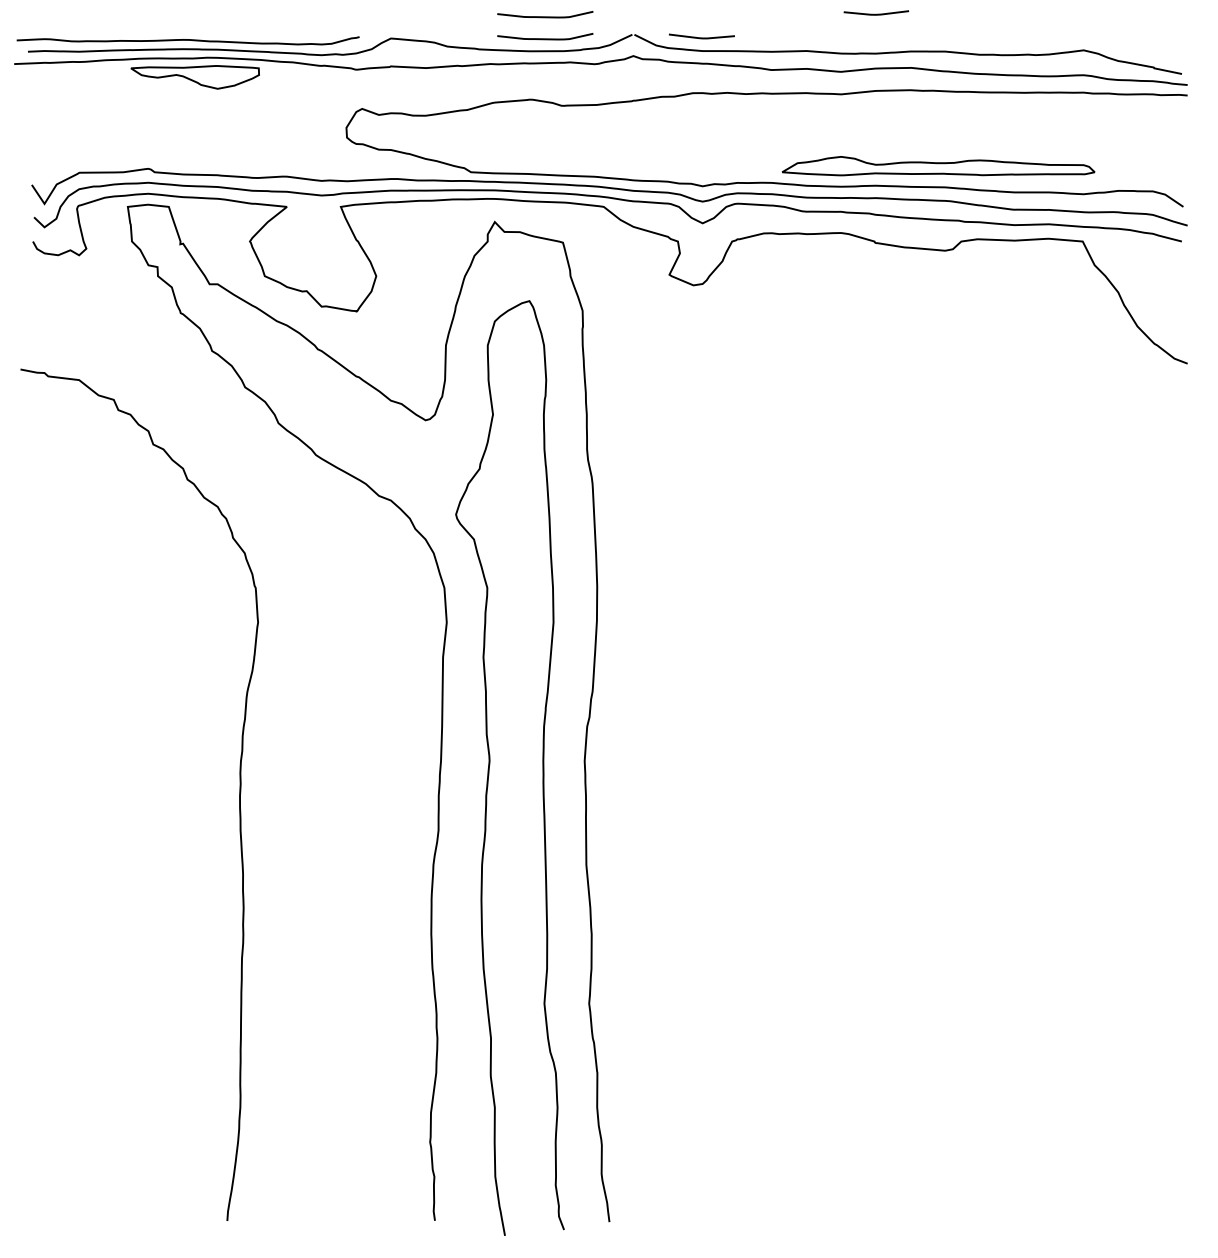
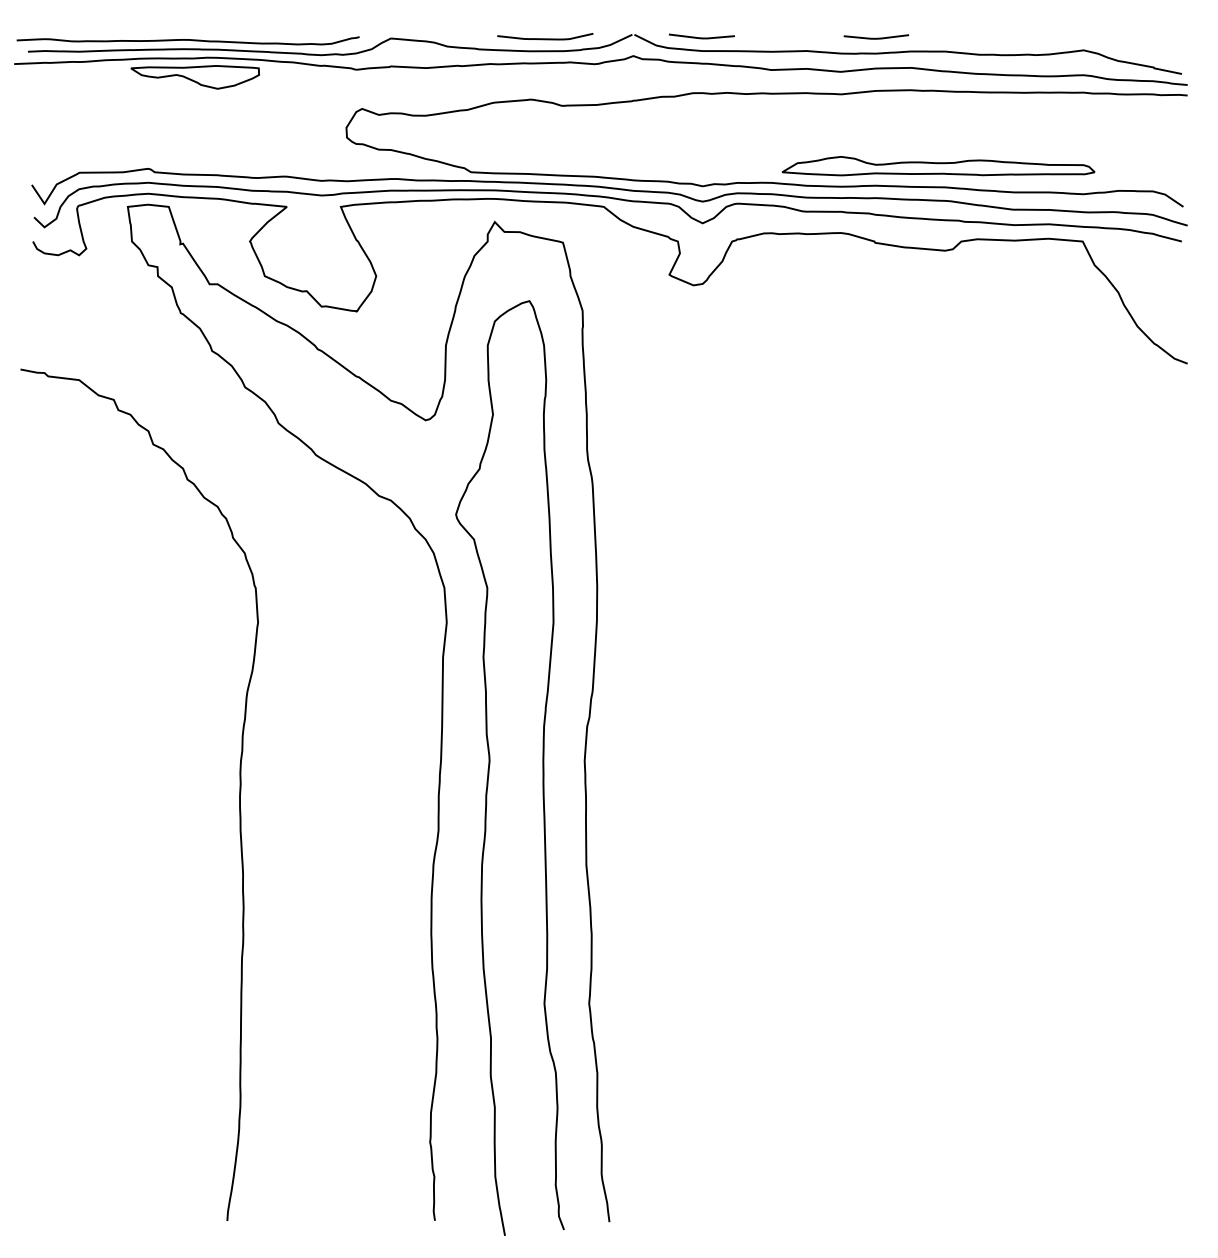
line position: (876, 13) -> (876, 37) (876, 37)
curve: present -> none (545, 16)
